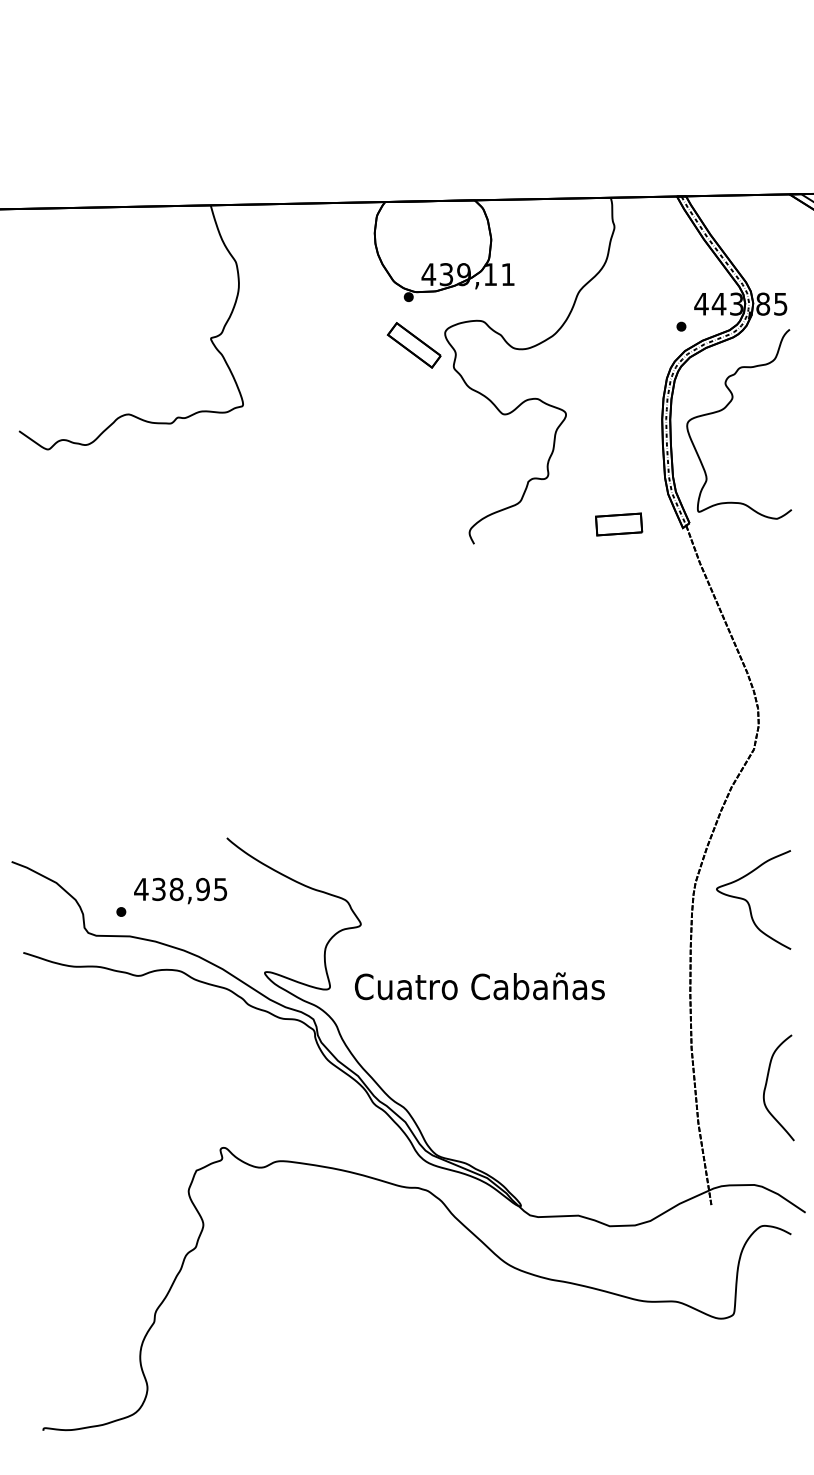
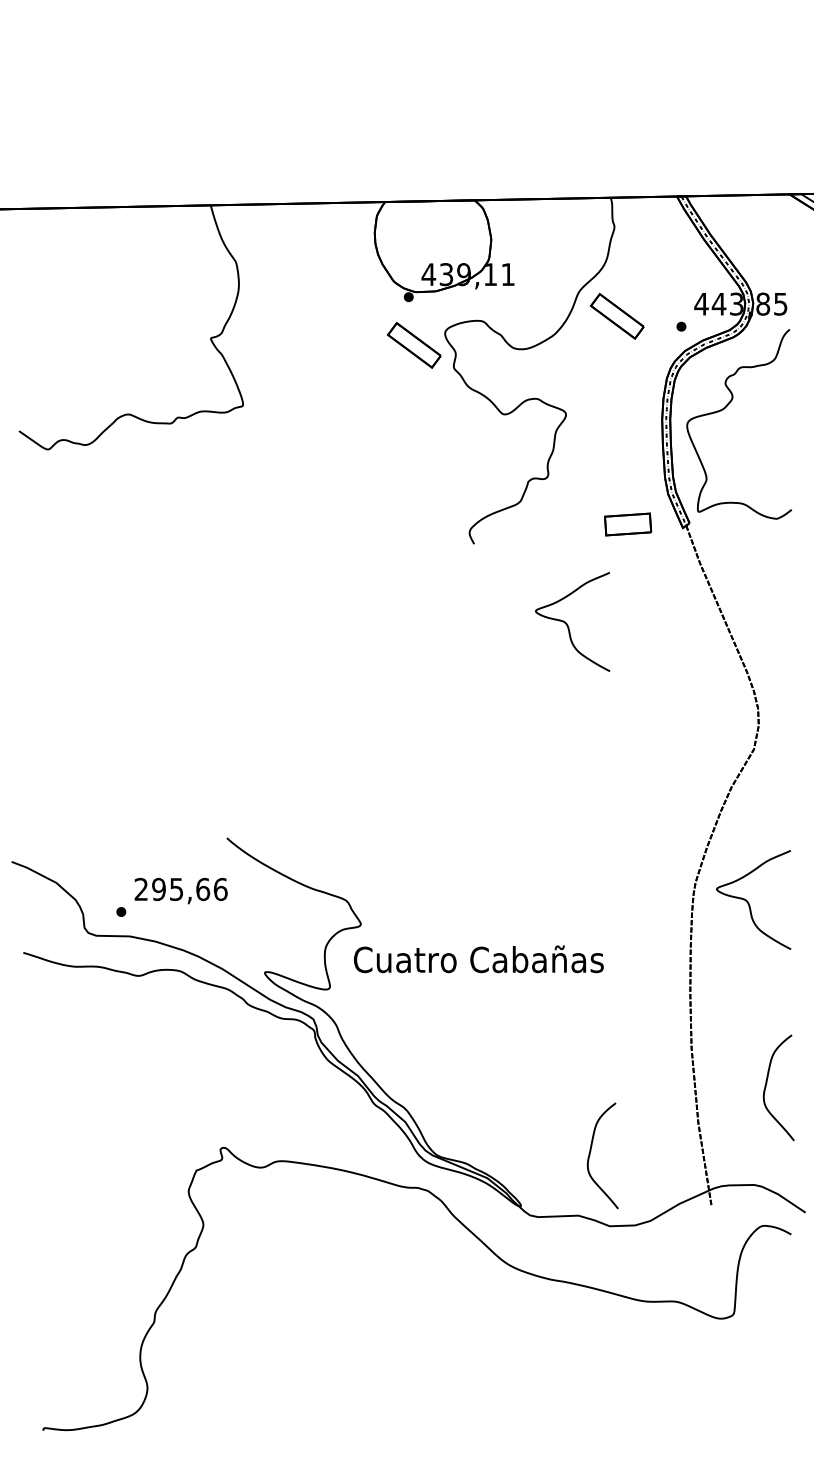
part: none -> present (616, 316)
part position: (619, 524) -> (628, 524) (628, 524)
curve: none -> present (567, 623)
text: 438,95 -> 295,66 (180, 889)
text position: (479, 986) -> (478, 959) (478, 959)
curve: none -> present (591, 1151)
